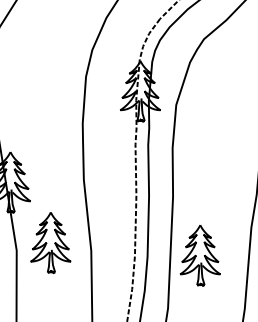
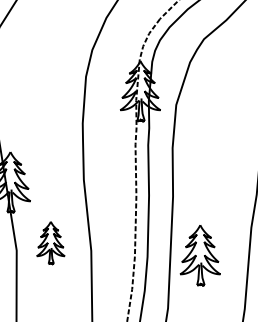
part size: 42x63 px -> 30x45 px (50, 243)
